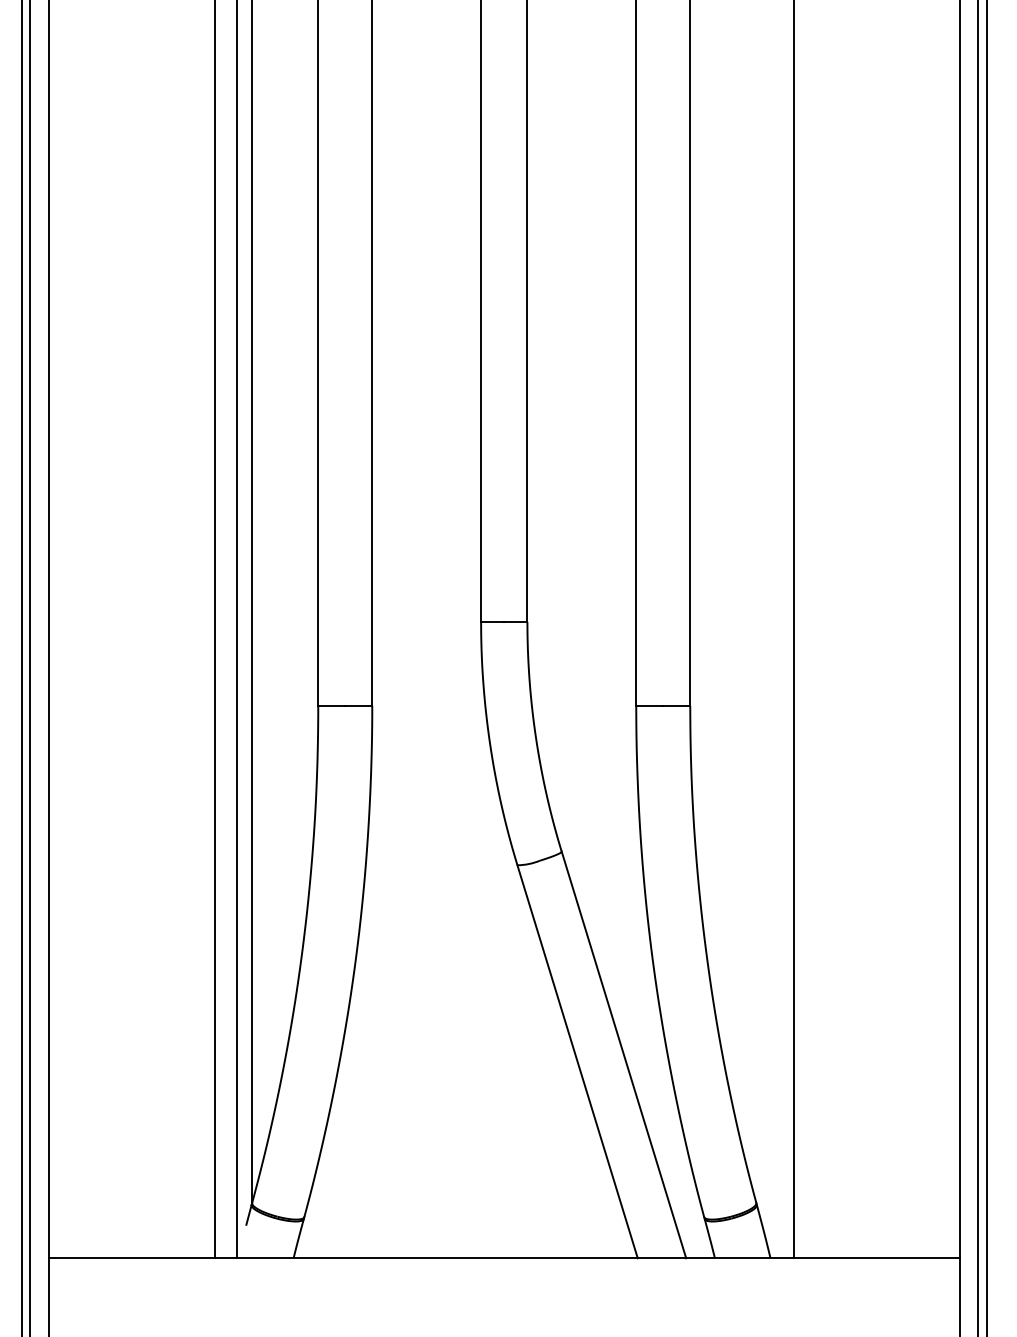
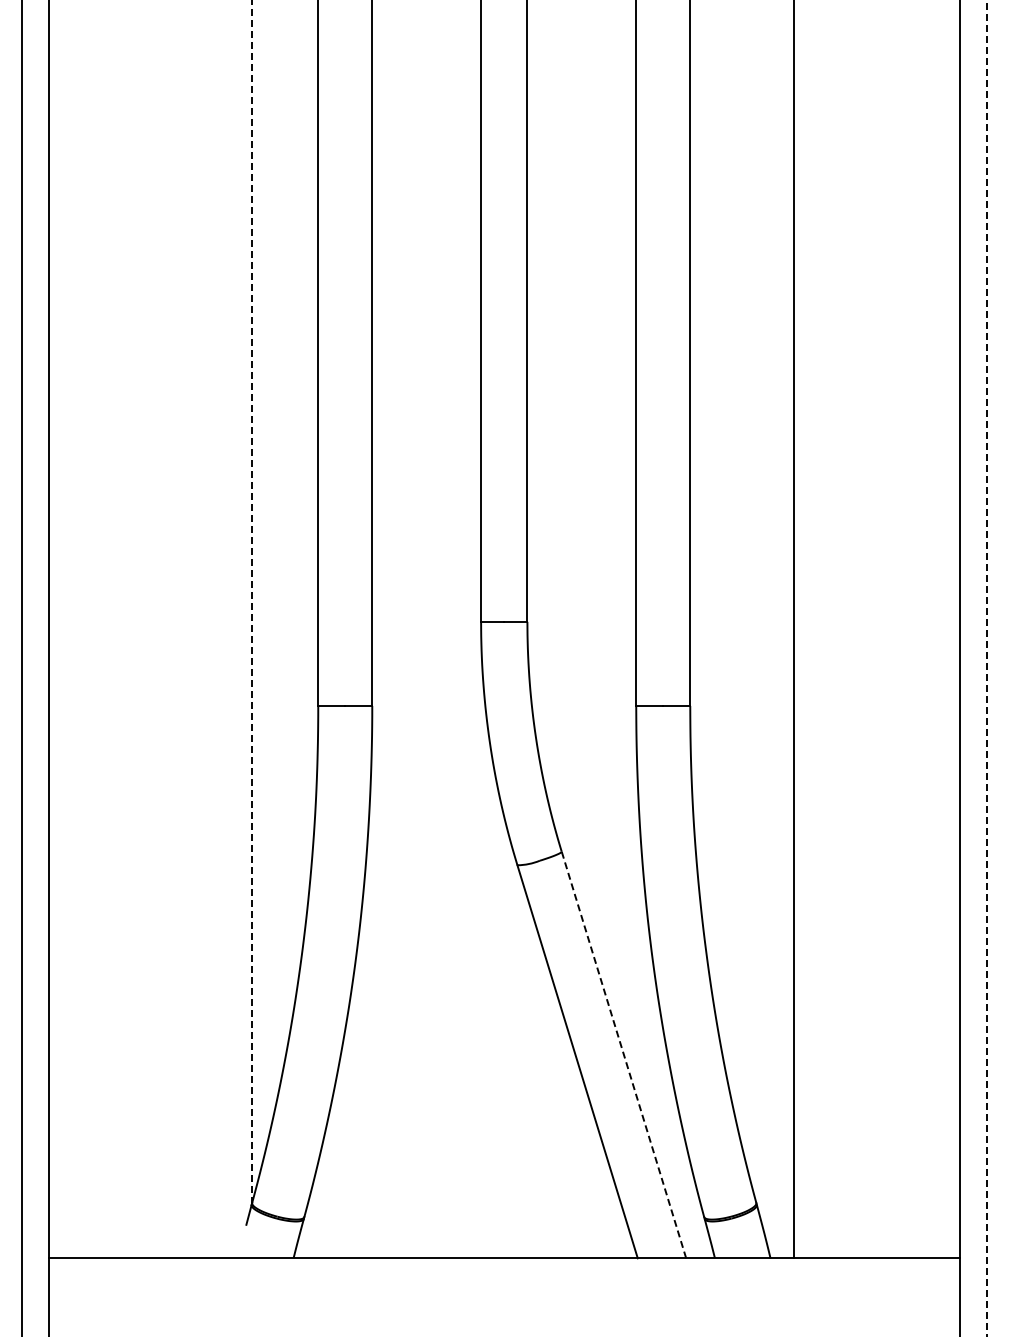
line: solid -> dashed (252, 601)
line: present -> none (214, 630)
line: present -> none (237, 630)
line: present -> none (30, 667)
line: present -> none (978, 667)
line: solid -> dashed (986, 668)
line: solid -> dashed (623, 1055)
